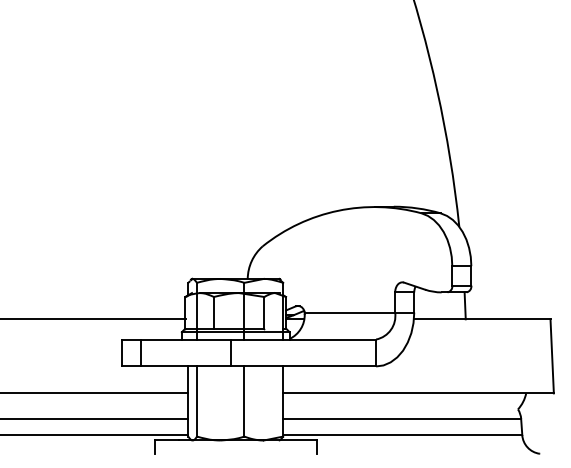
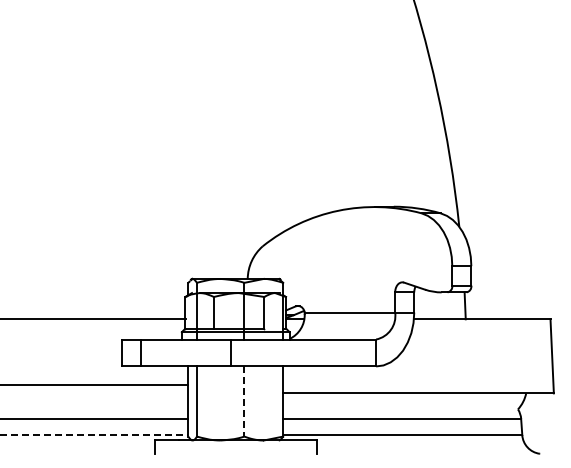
line position: (95, 393) -> (95, 385) (95, 385)
line: solid -> dashed (244, 402)
line: solid -> dashed (94, 435)
